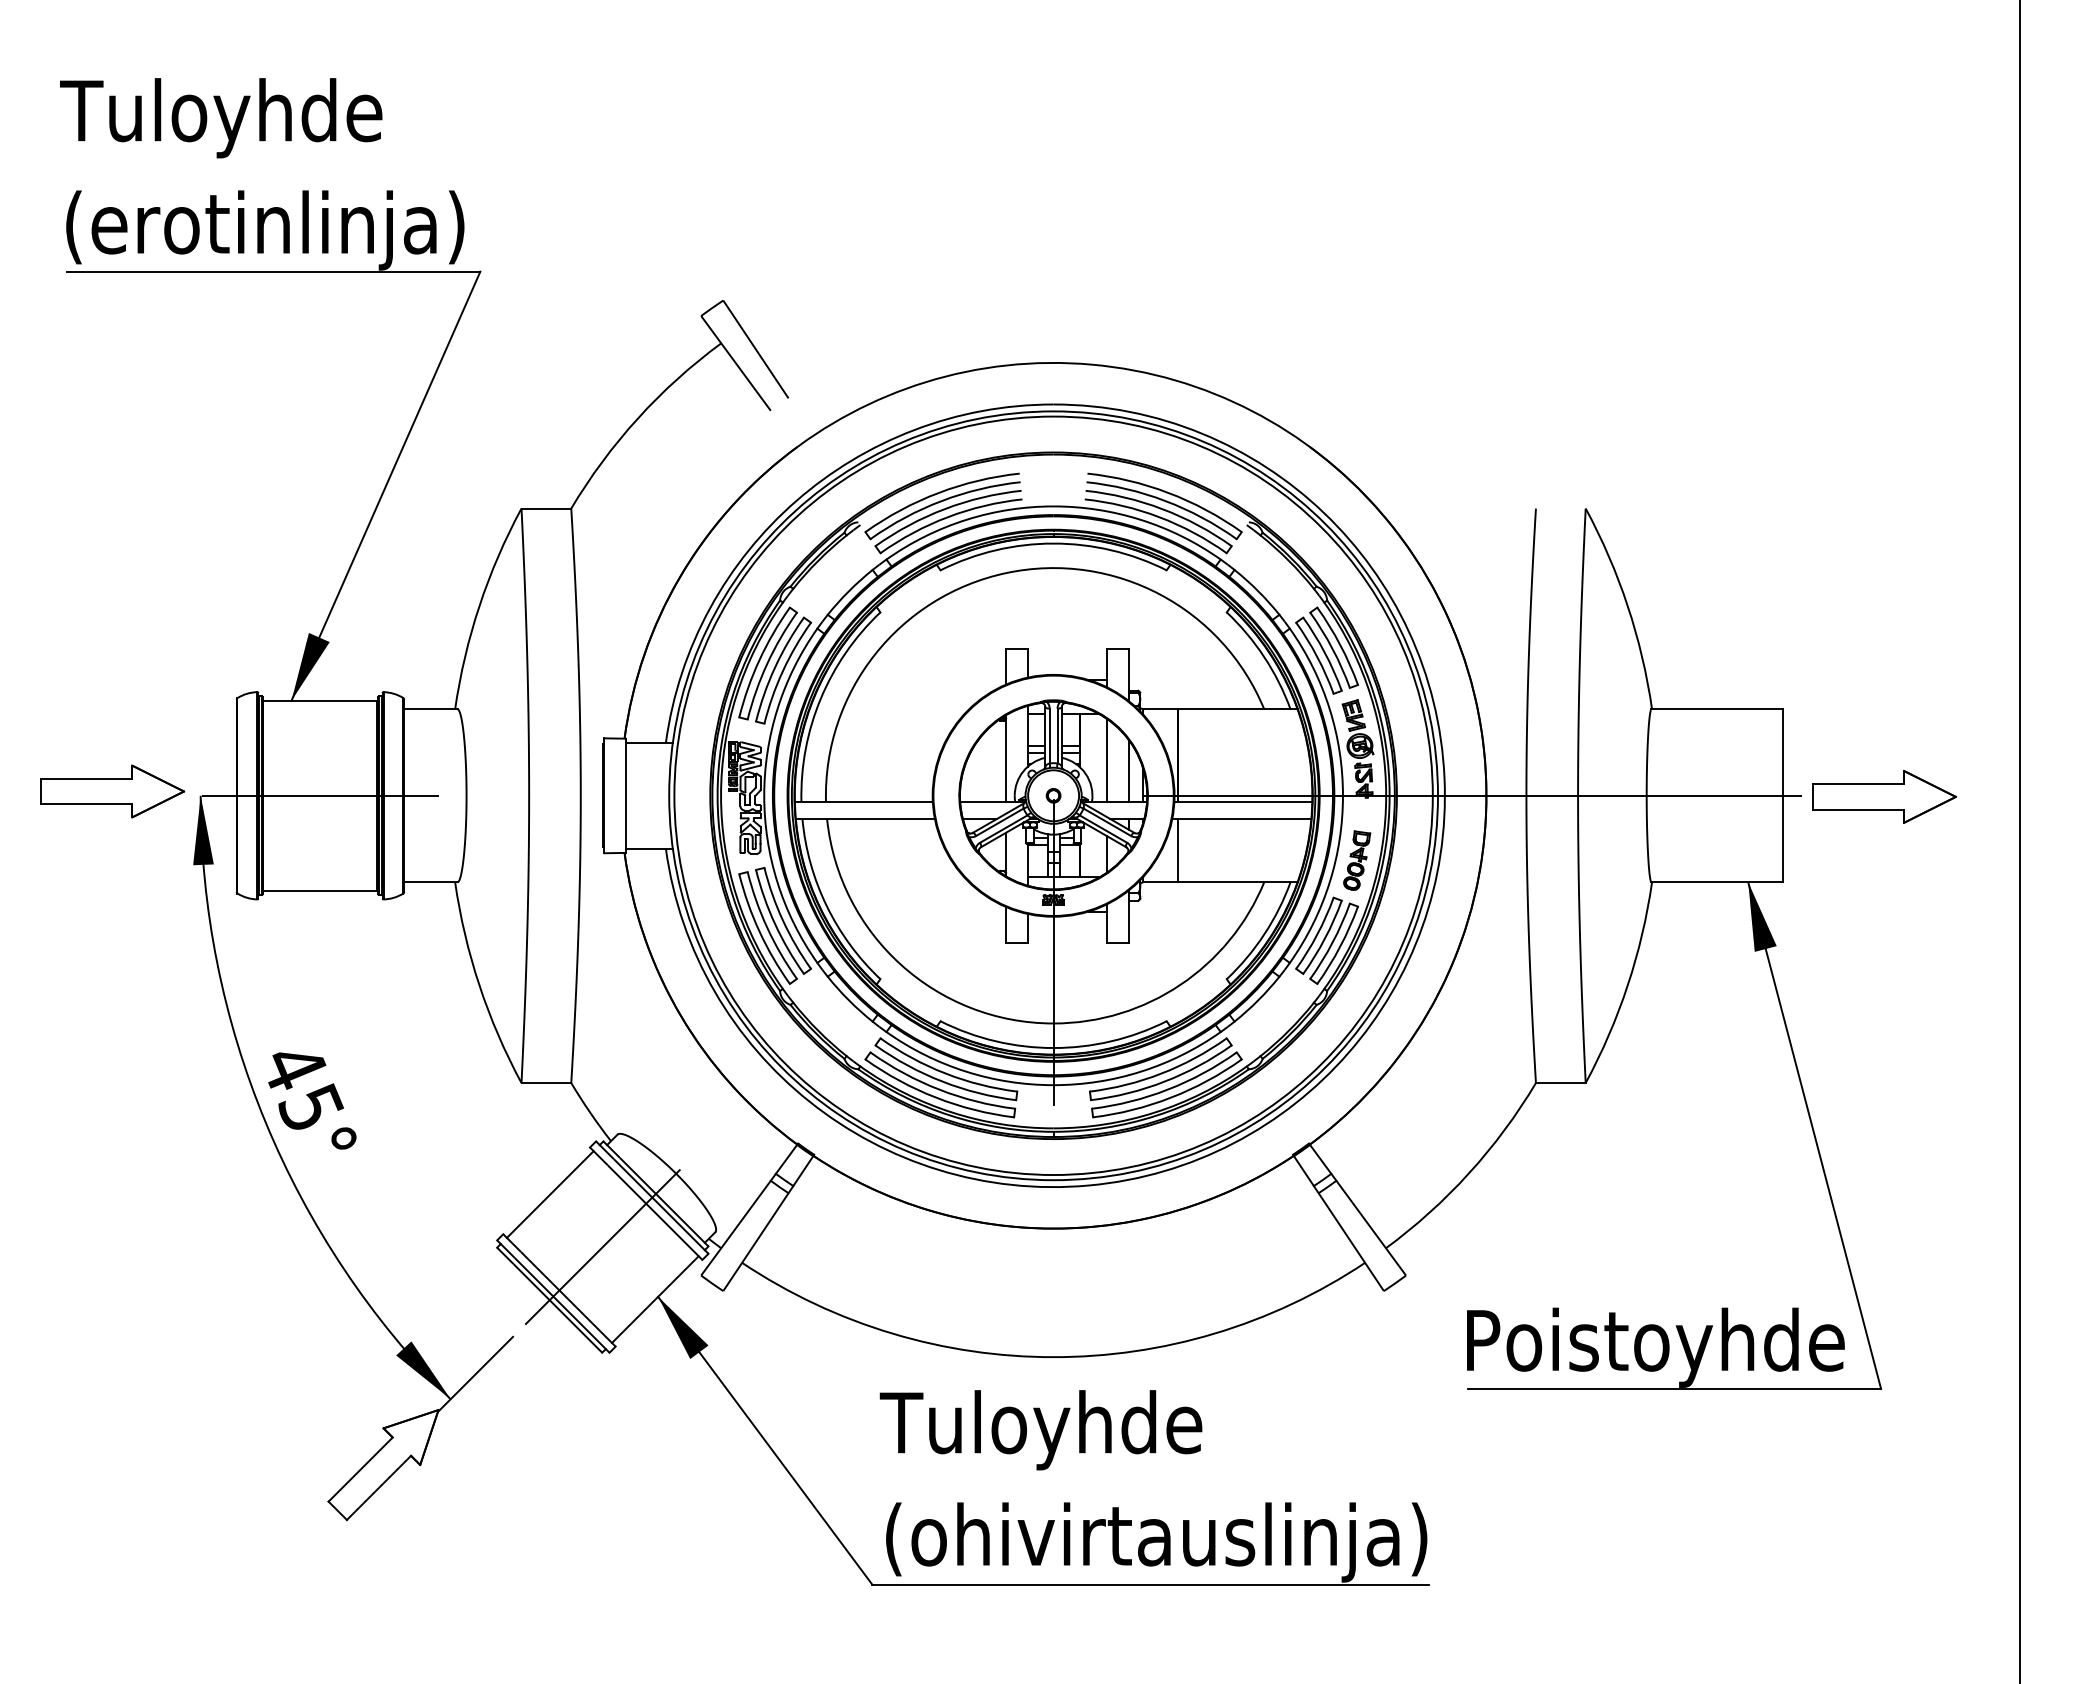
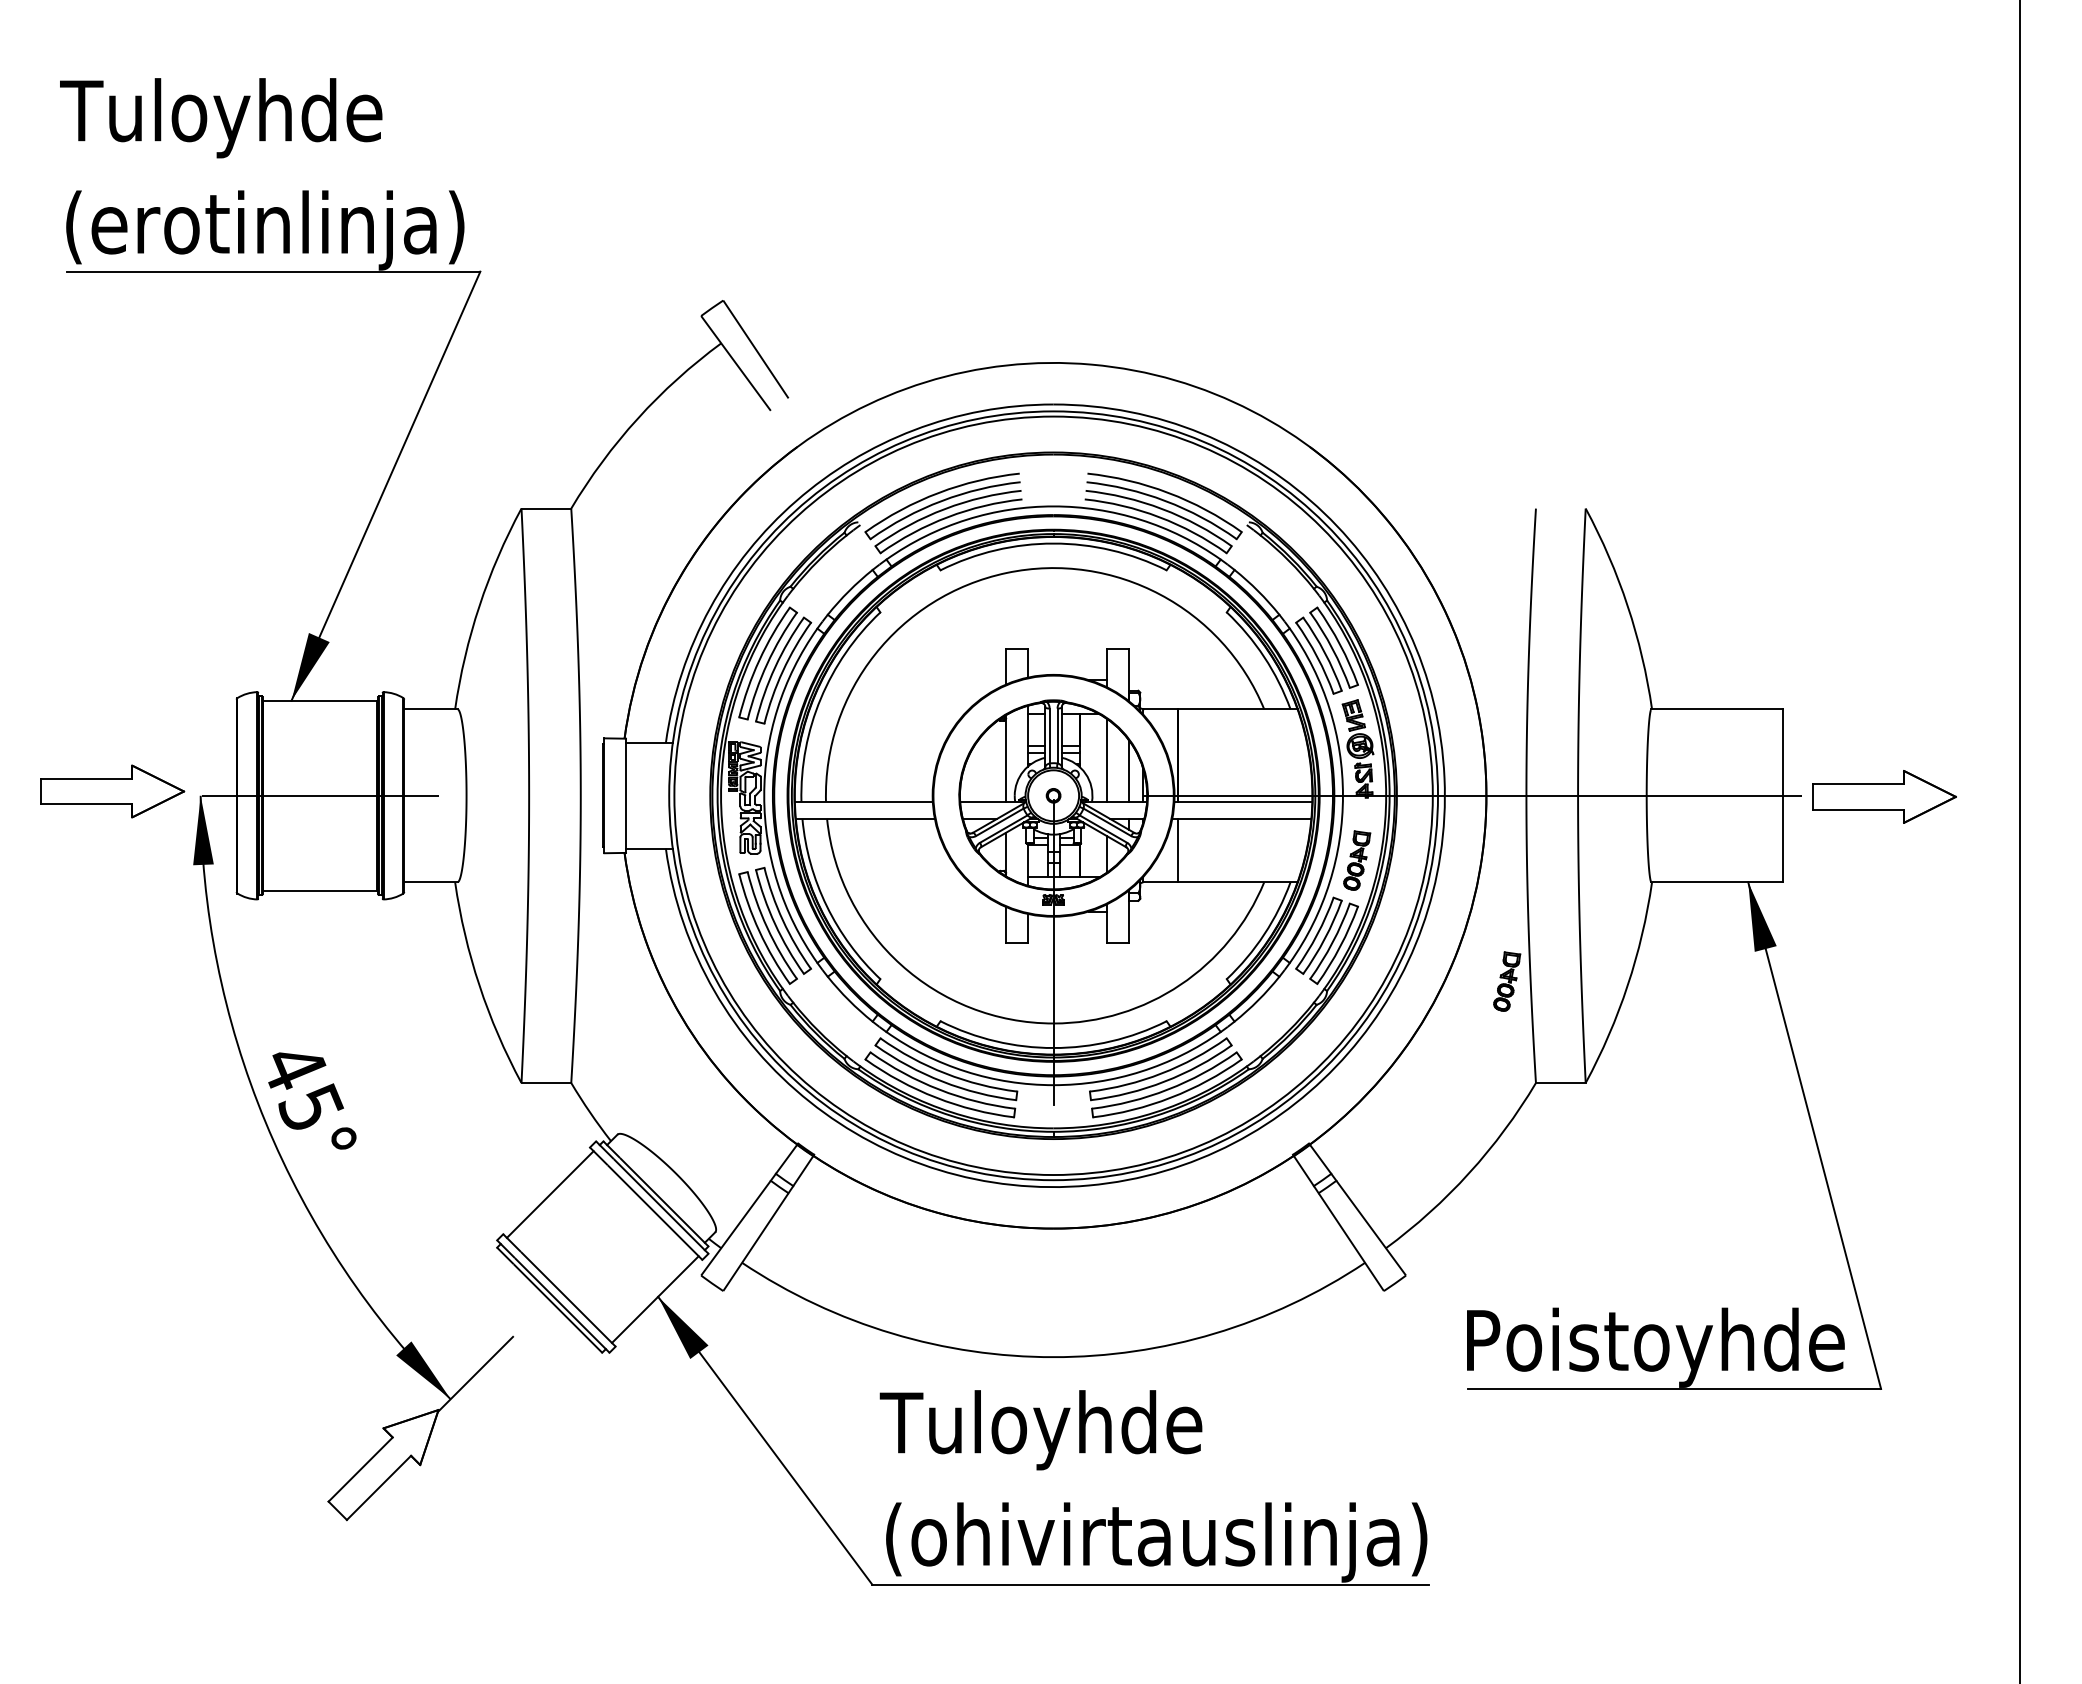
part: none -> present (1507, 981)
line: present -> none (602, 1246)
